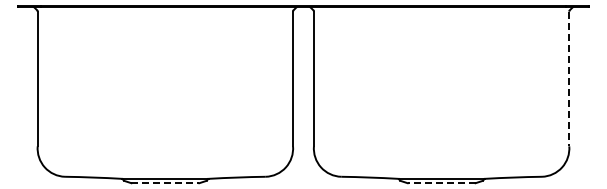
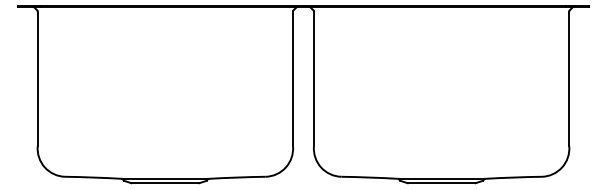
line: dashed -> solid (569, 79)
line: dashed -> solid (165, 183)
line: dashed -> solid (441, 183)
